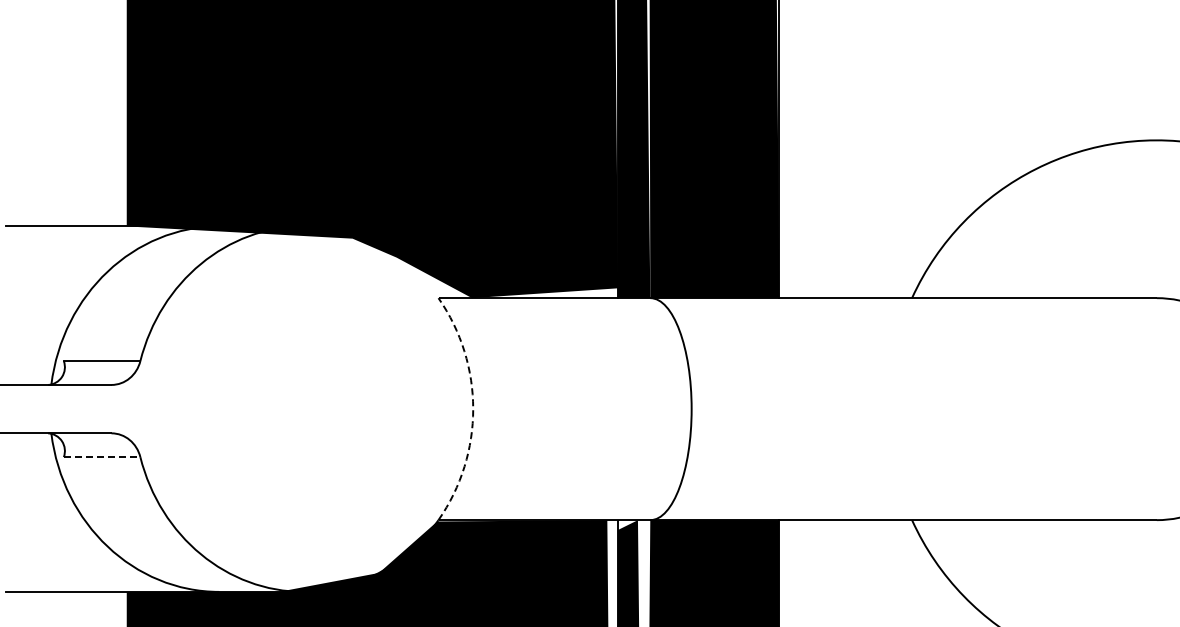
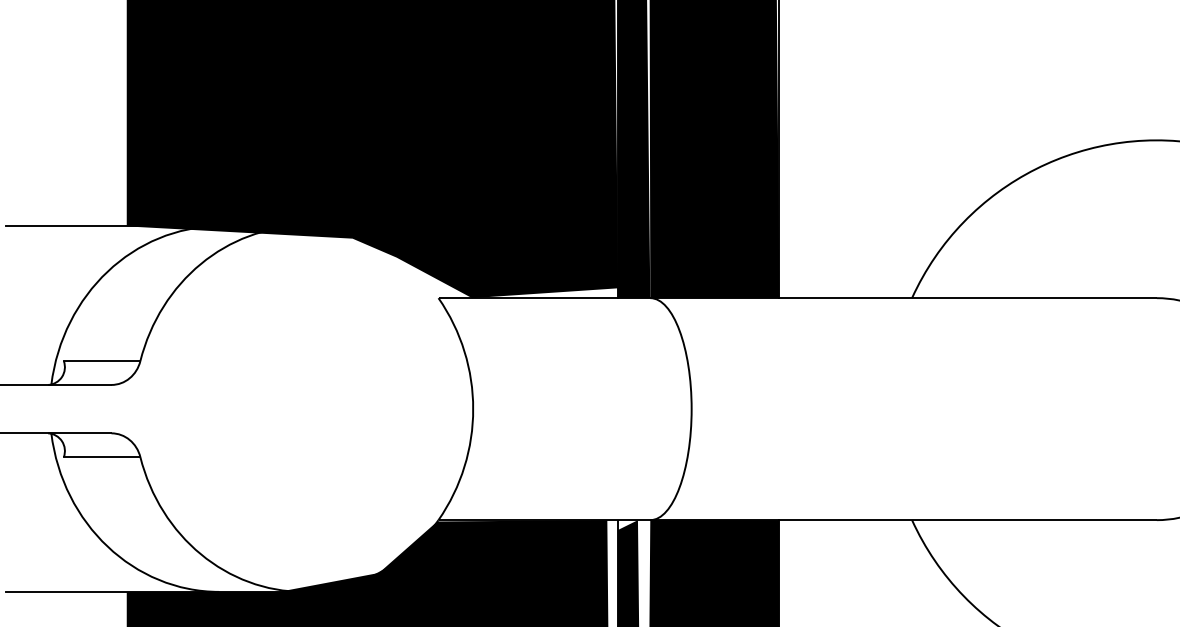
arc: dashed -> solid (473, 409)
line: dashed -> solid (102, 457)
